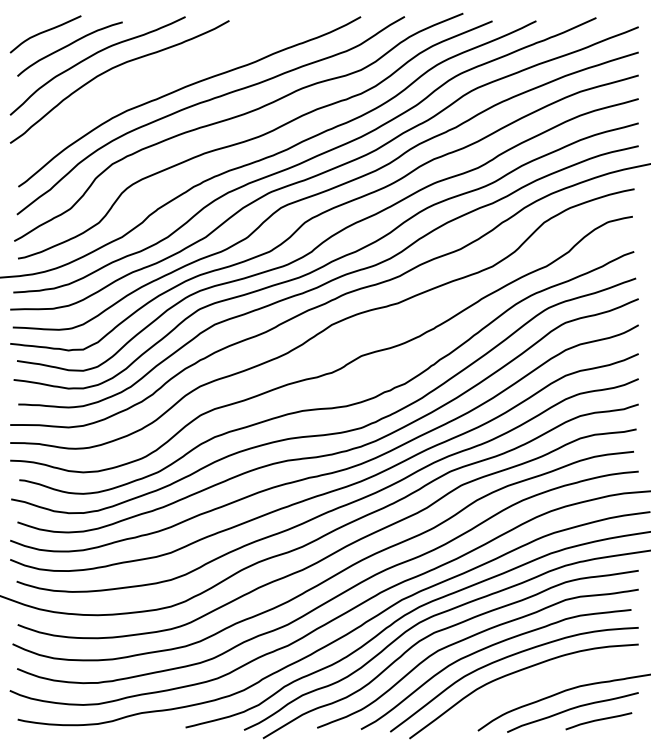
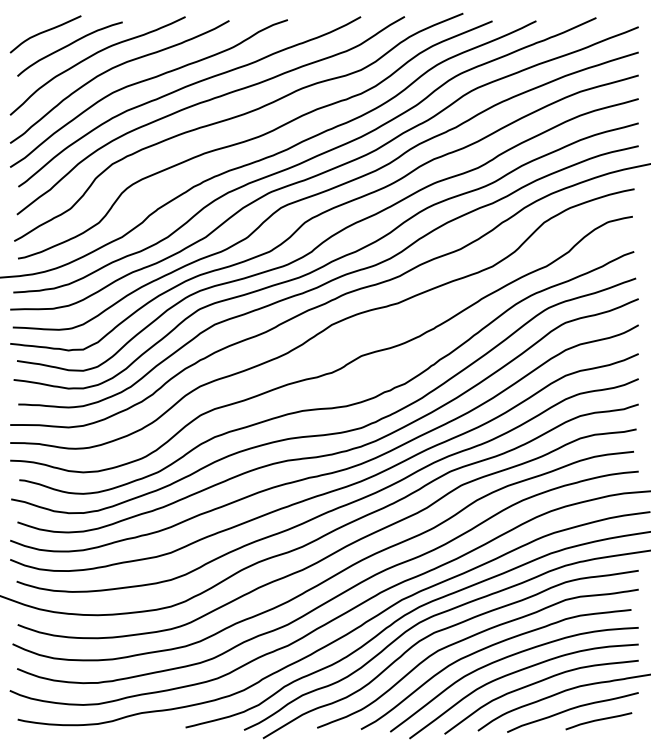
curve: none -> present (145, 81)
curve: none -> present (537, 683)
